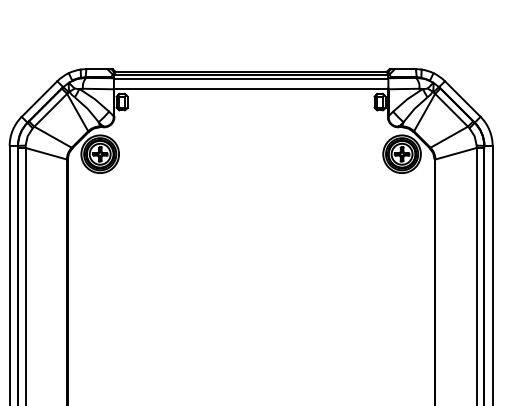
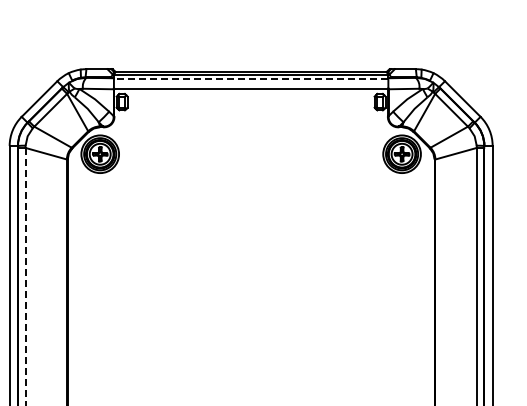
line: solid -> dashed (250, 79)
line: solid -> dashed (25, 276)
